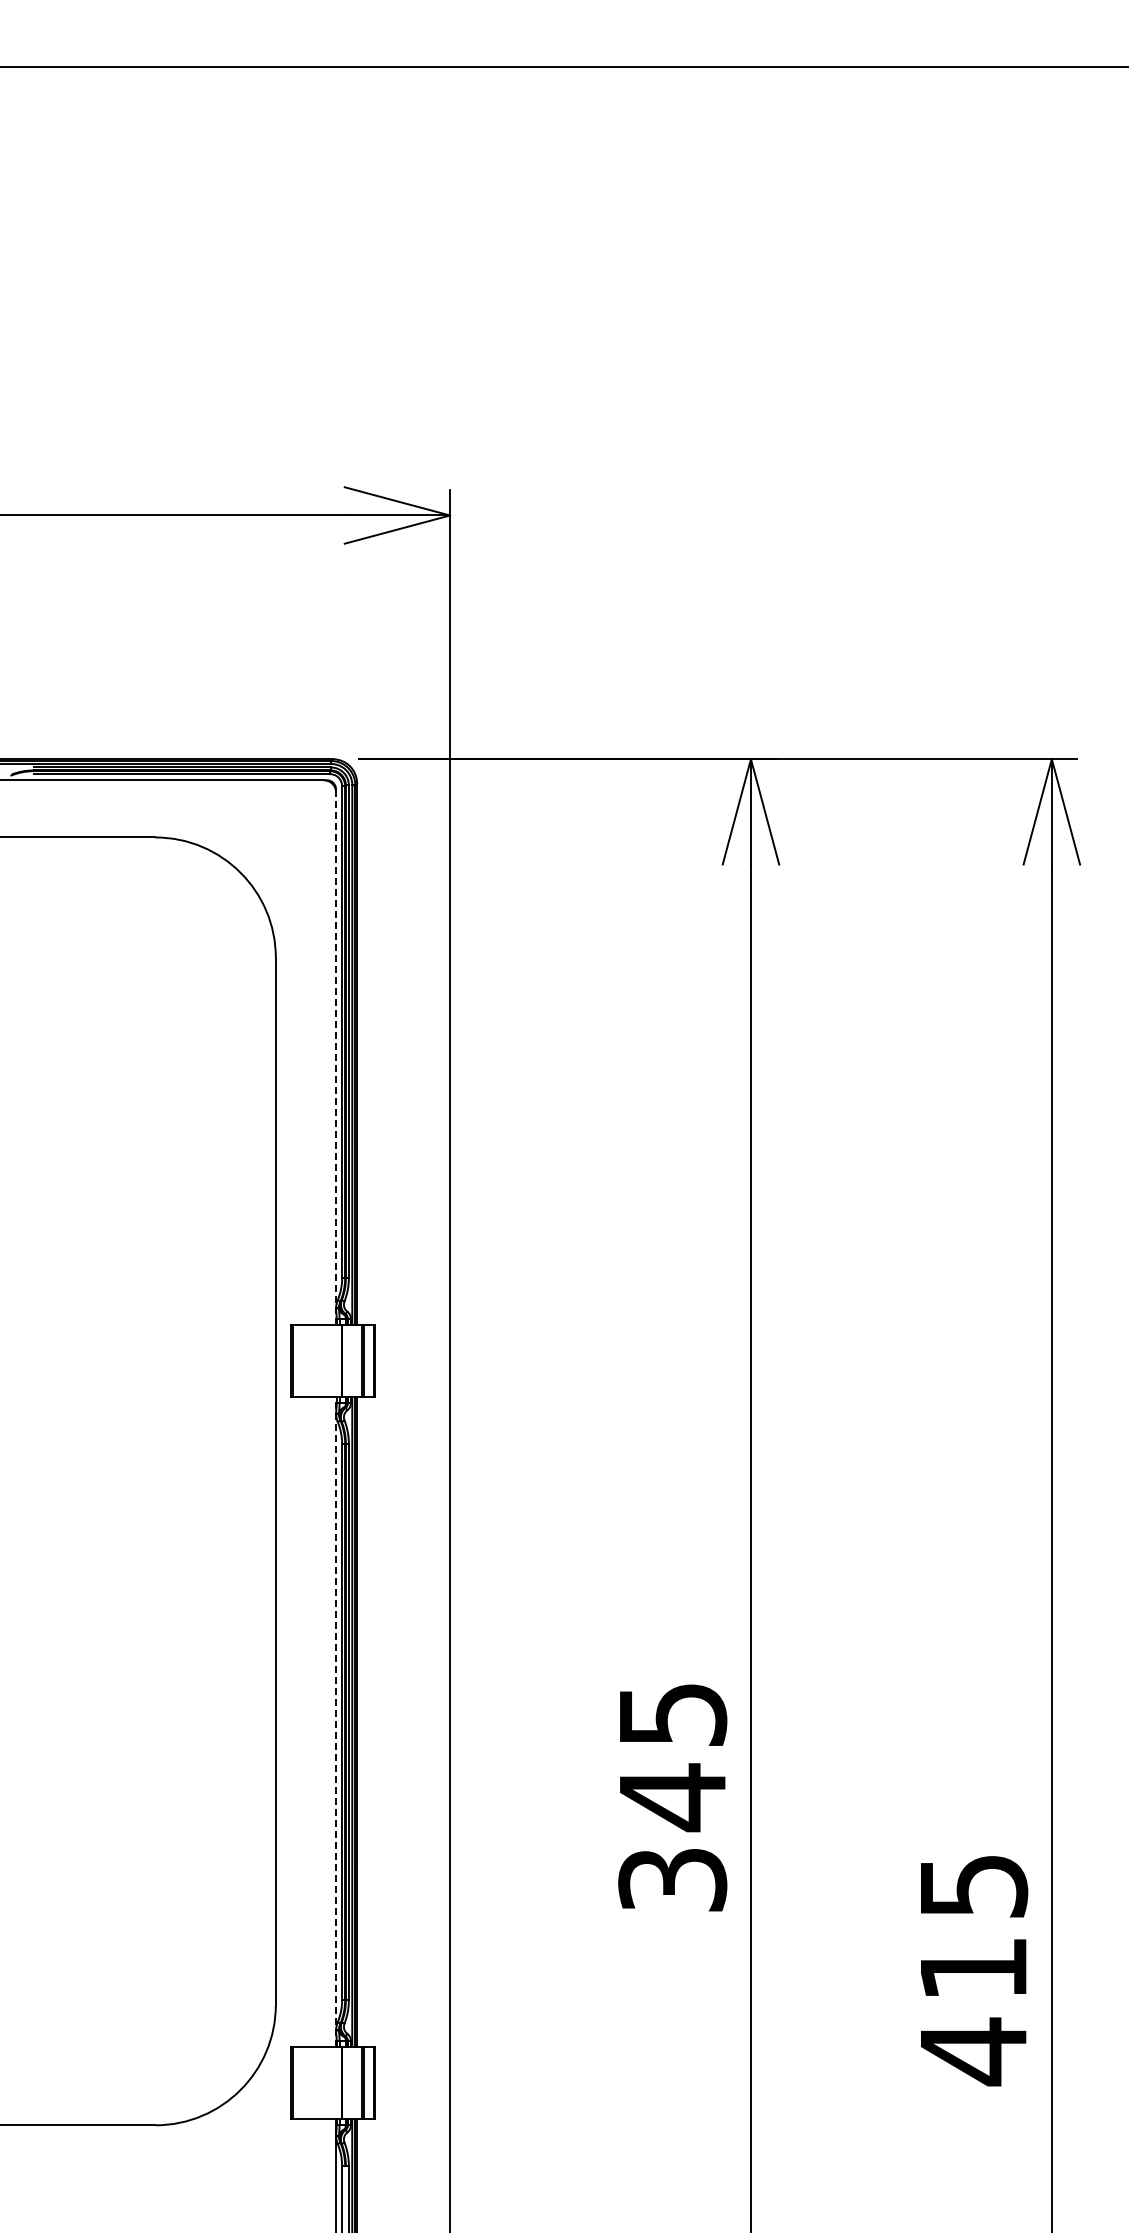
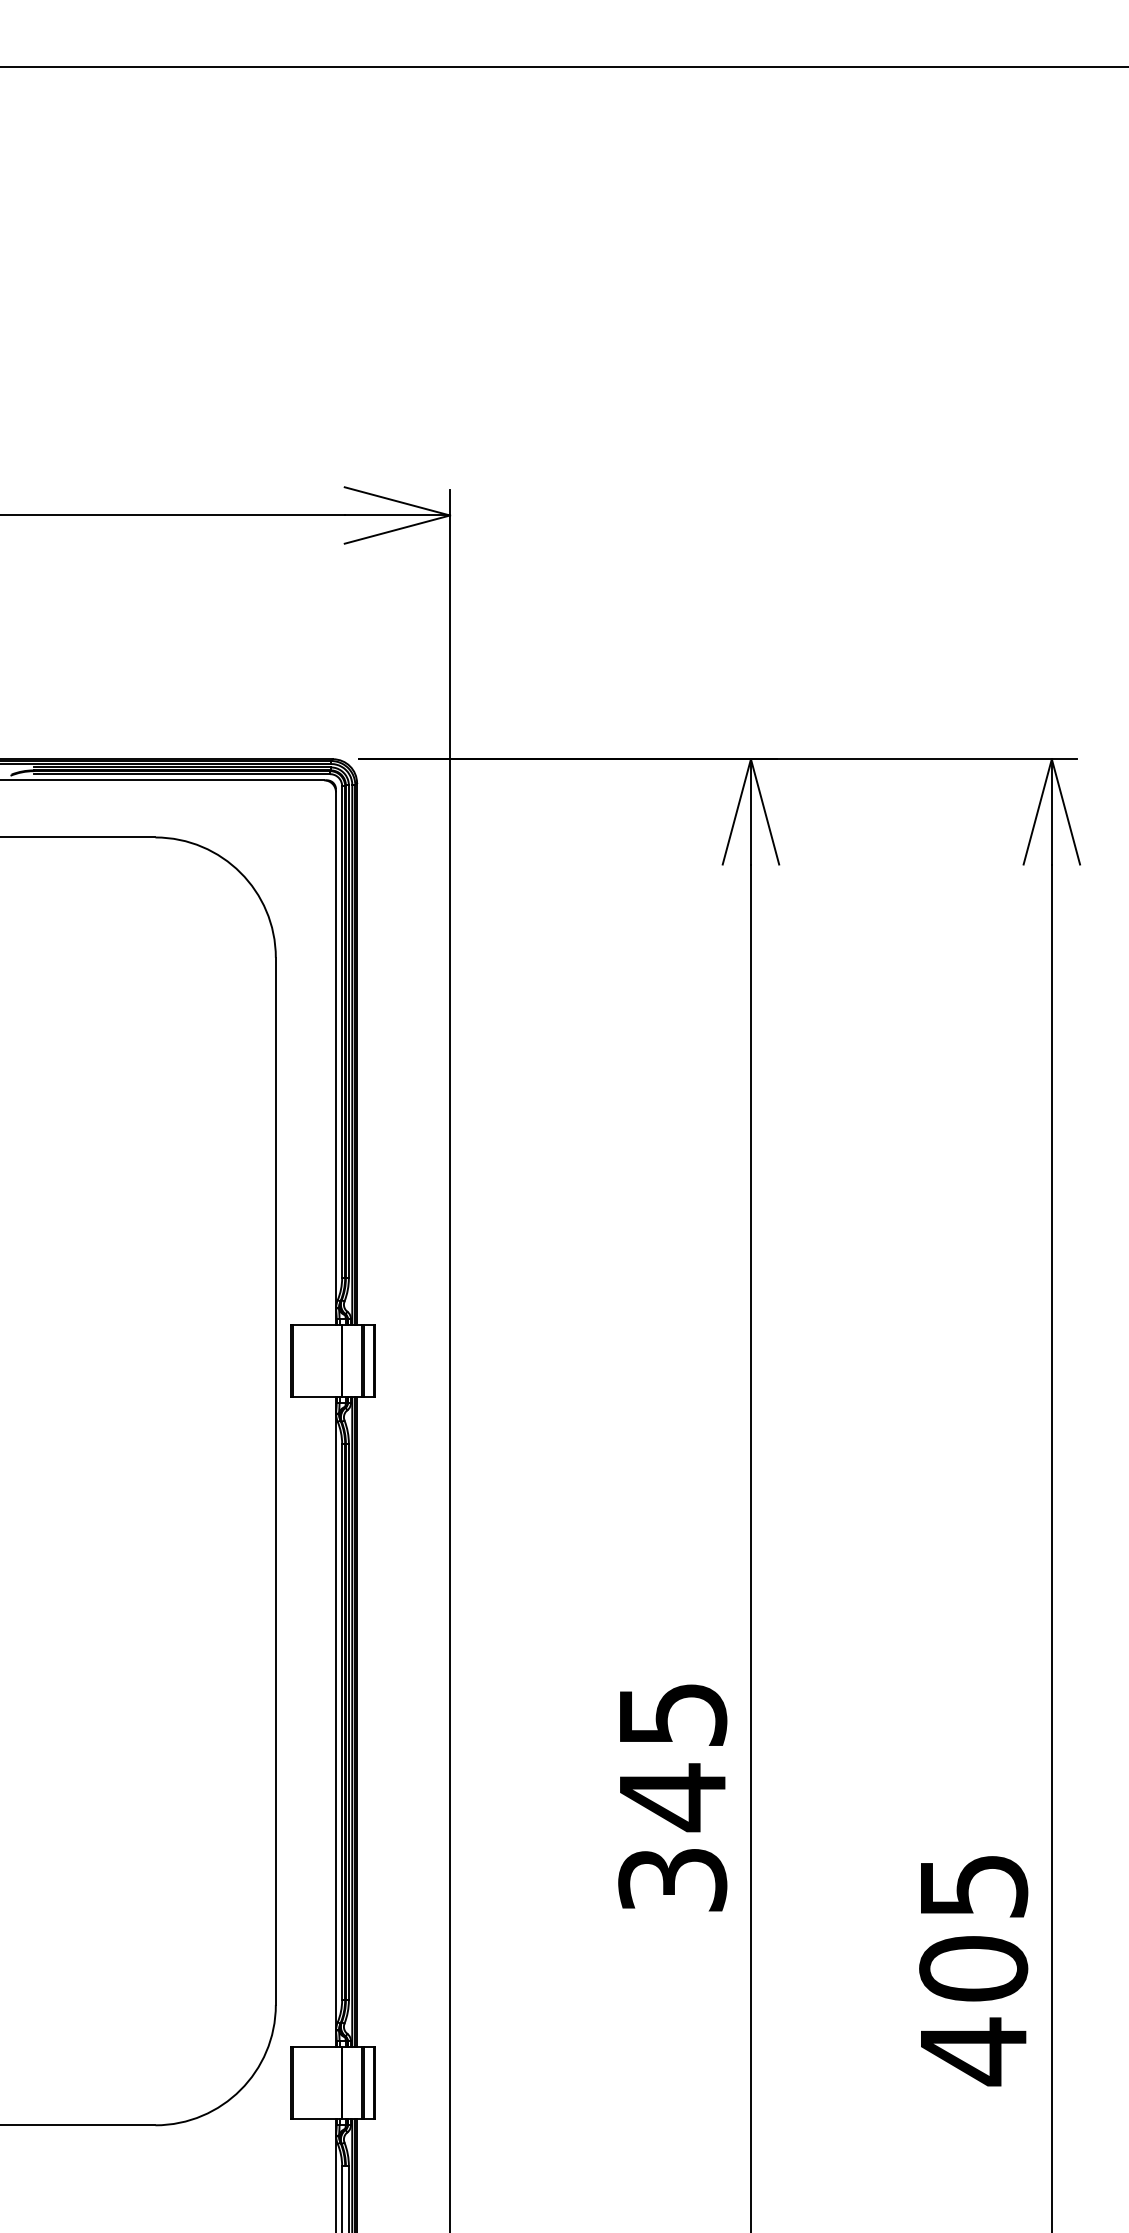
line: dashed -> solid (336, 1058)
line: dashed -> solid (336, 1722)
text: 415 -> 405 (973, 1968)
